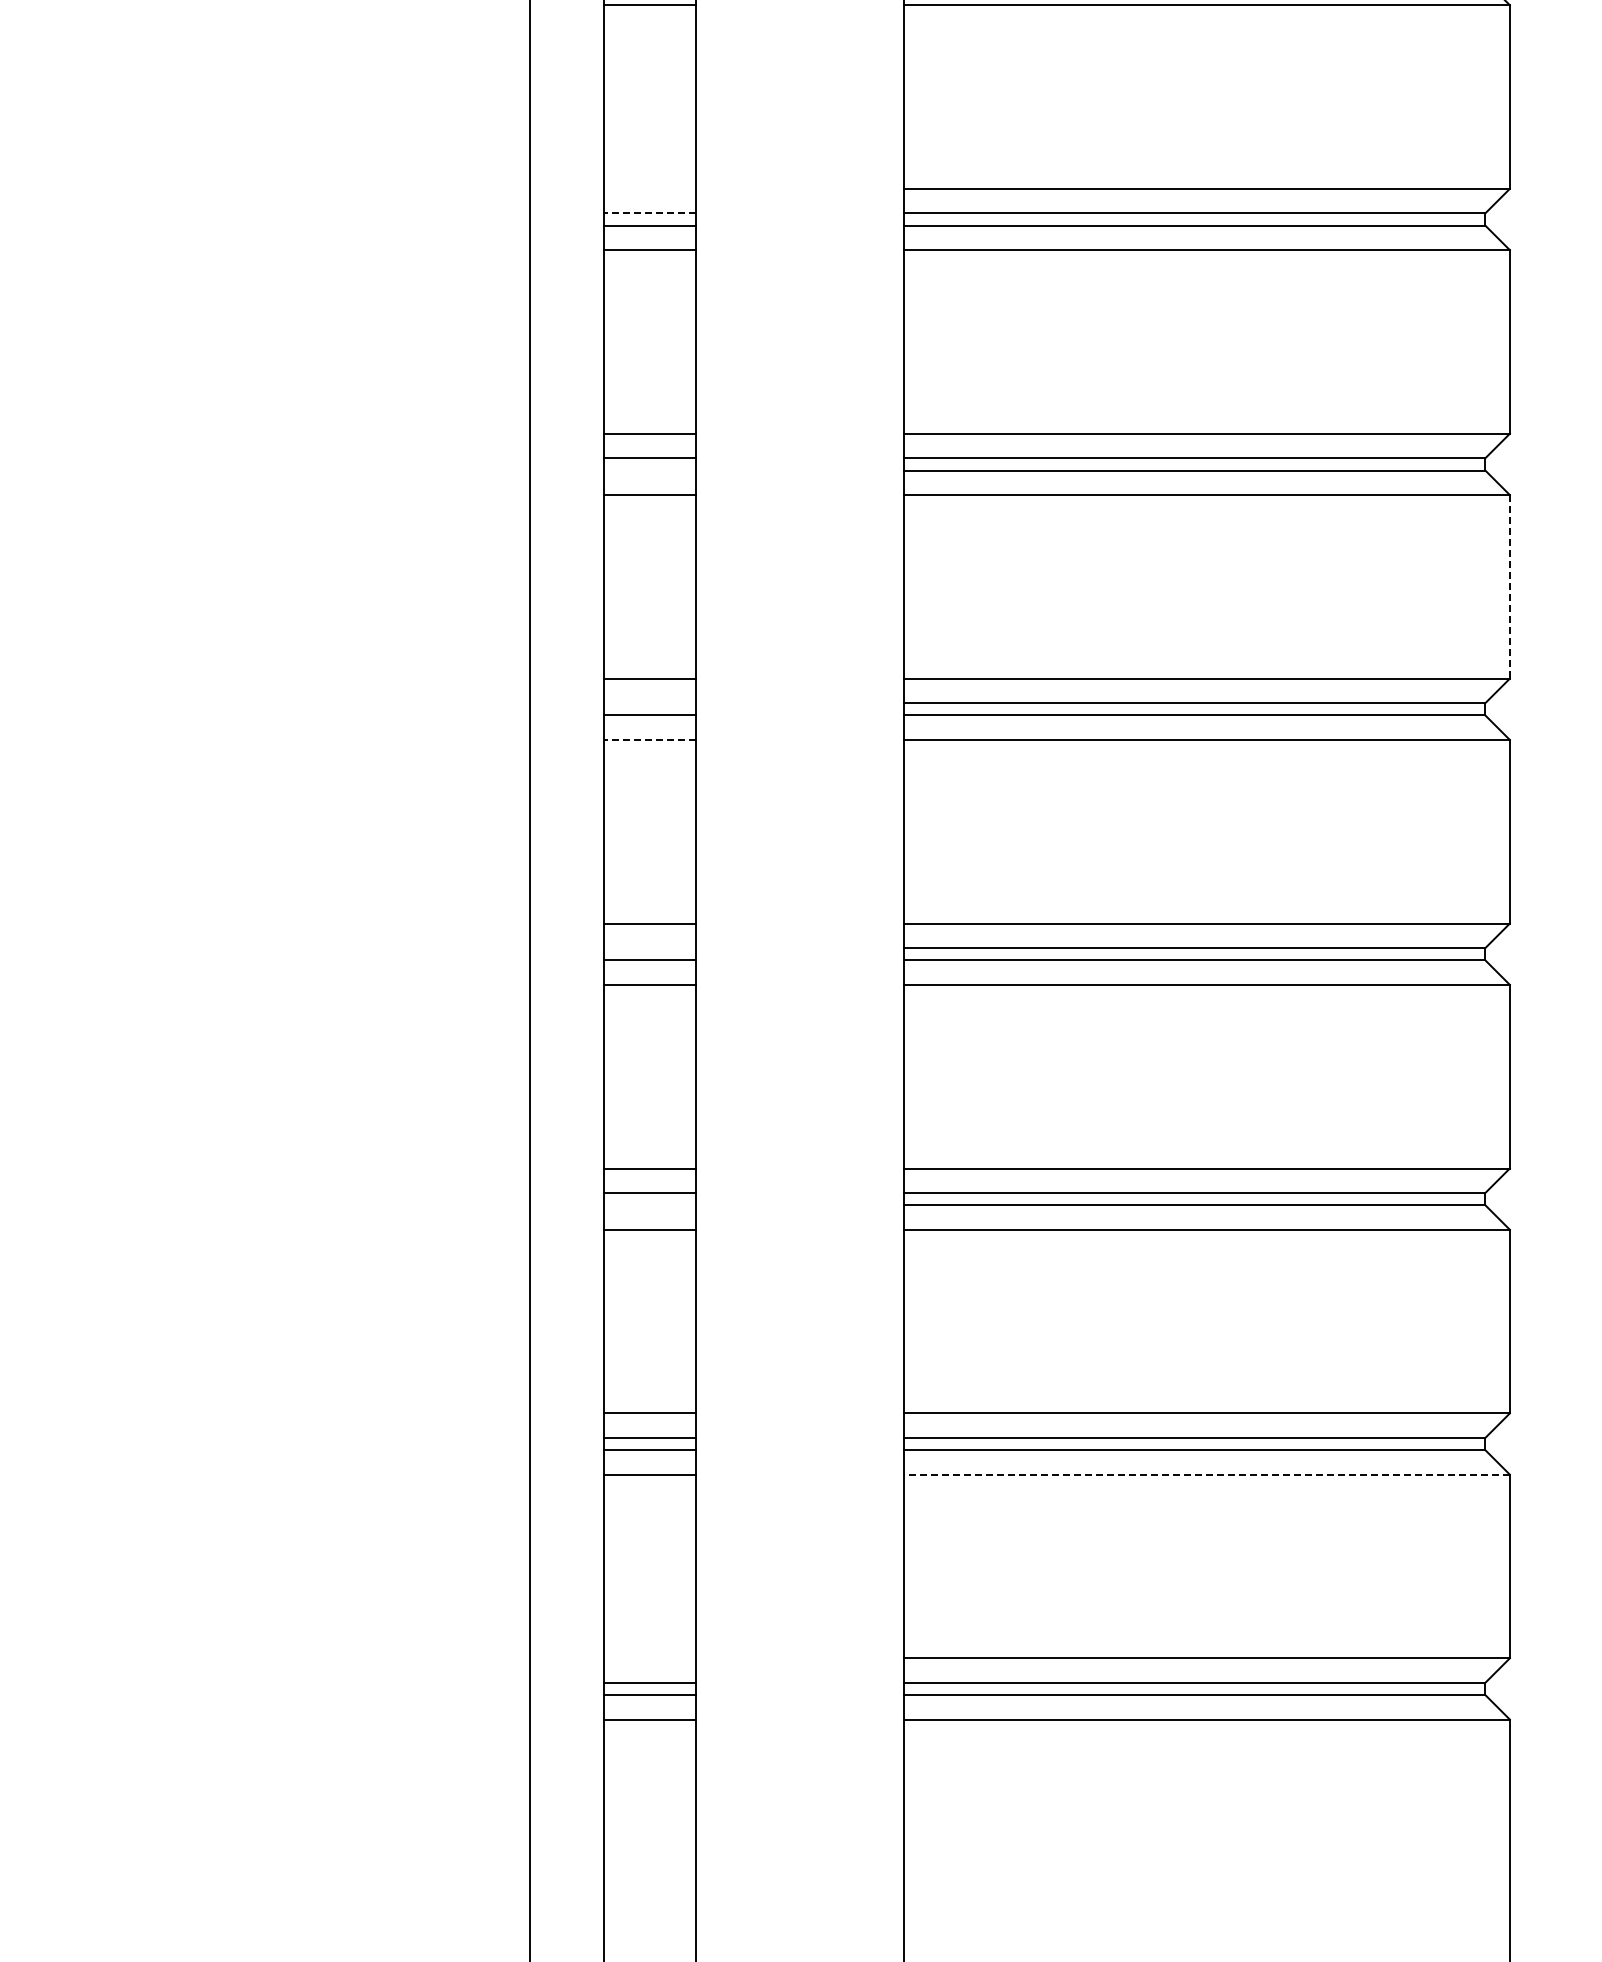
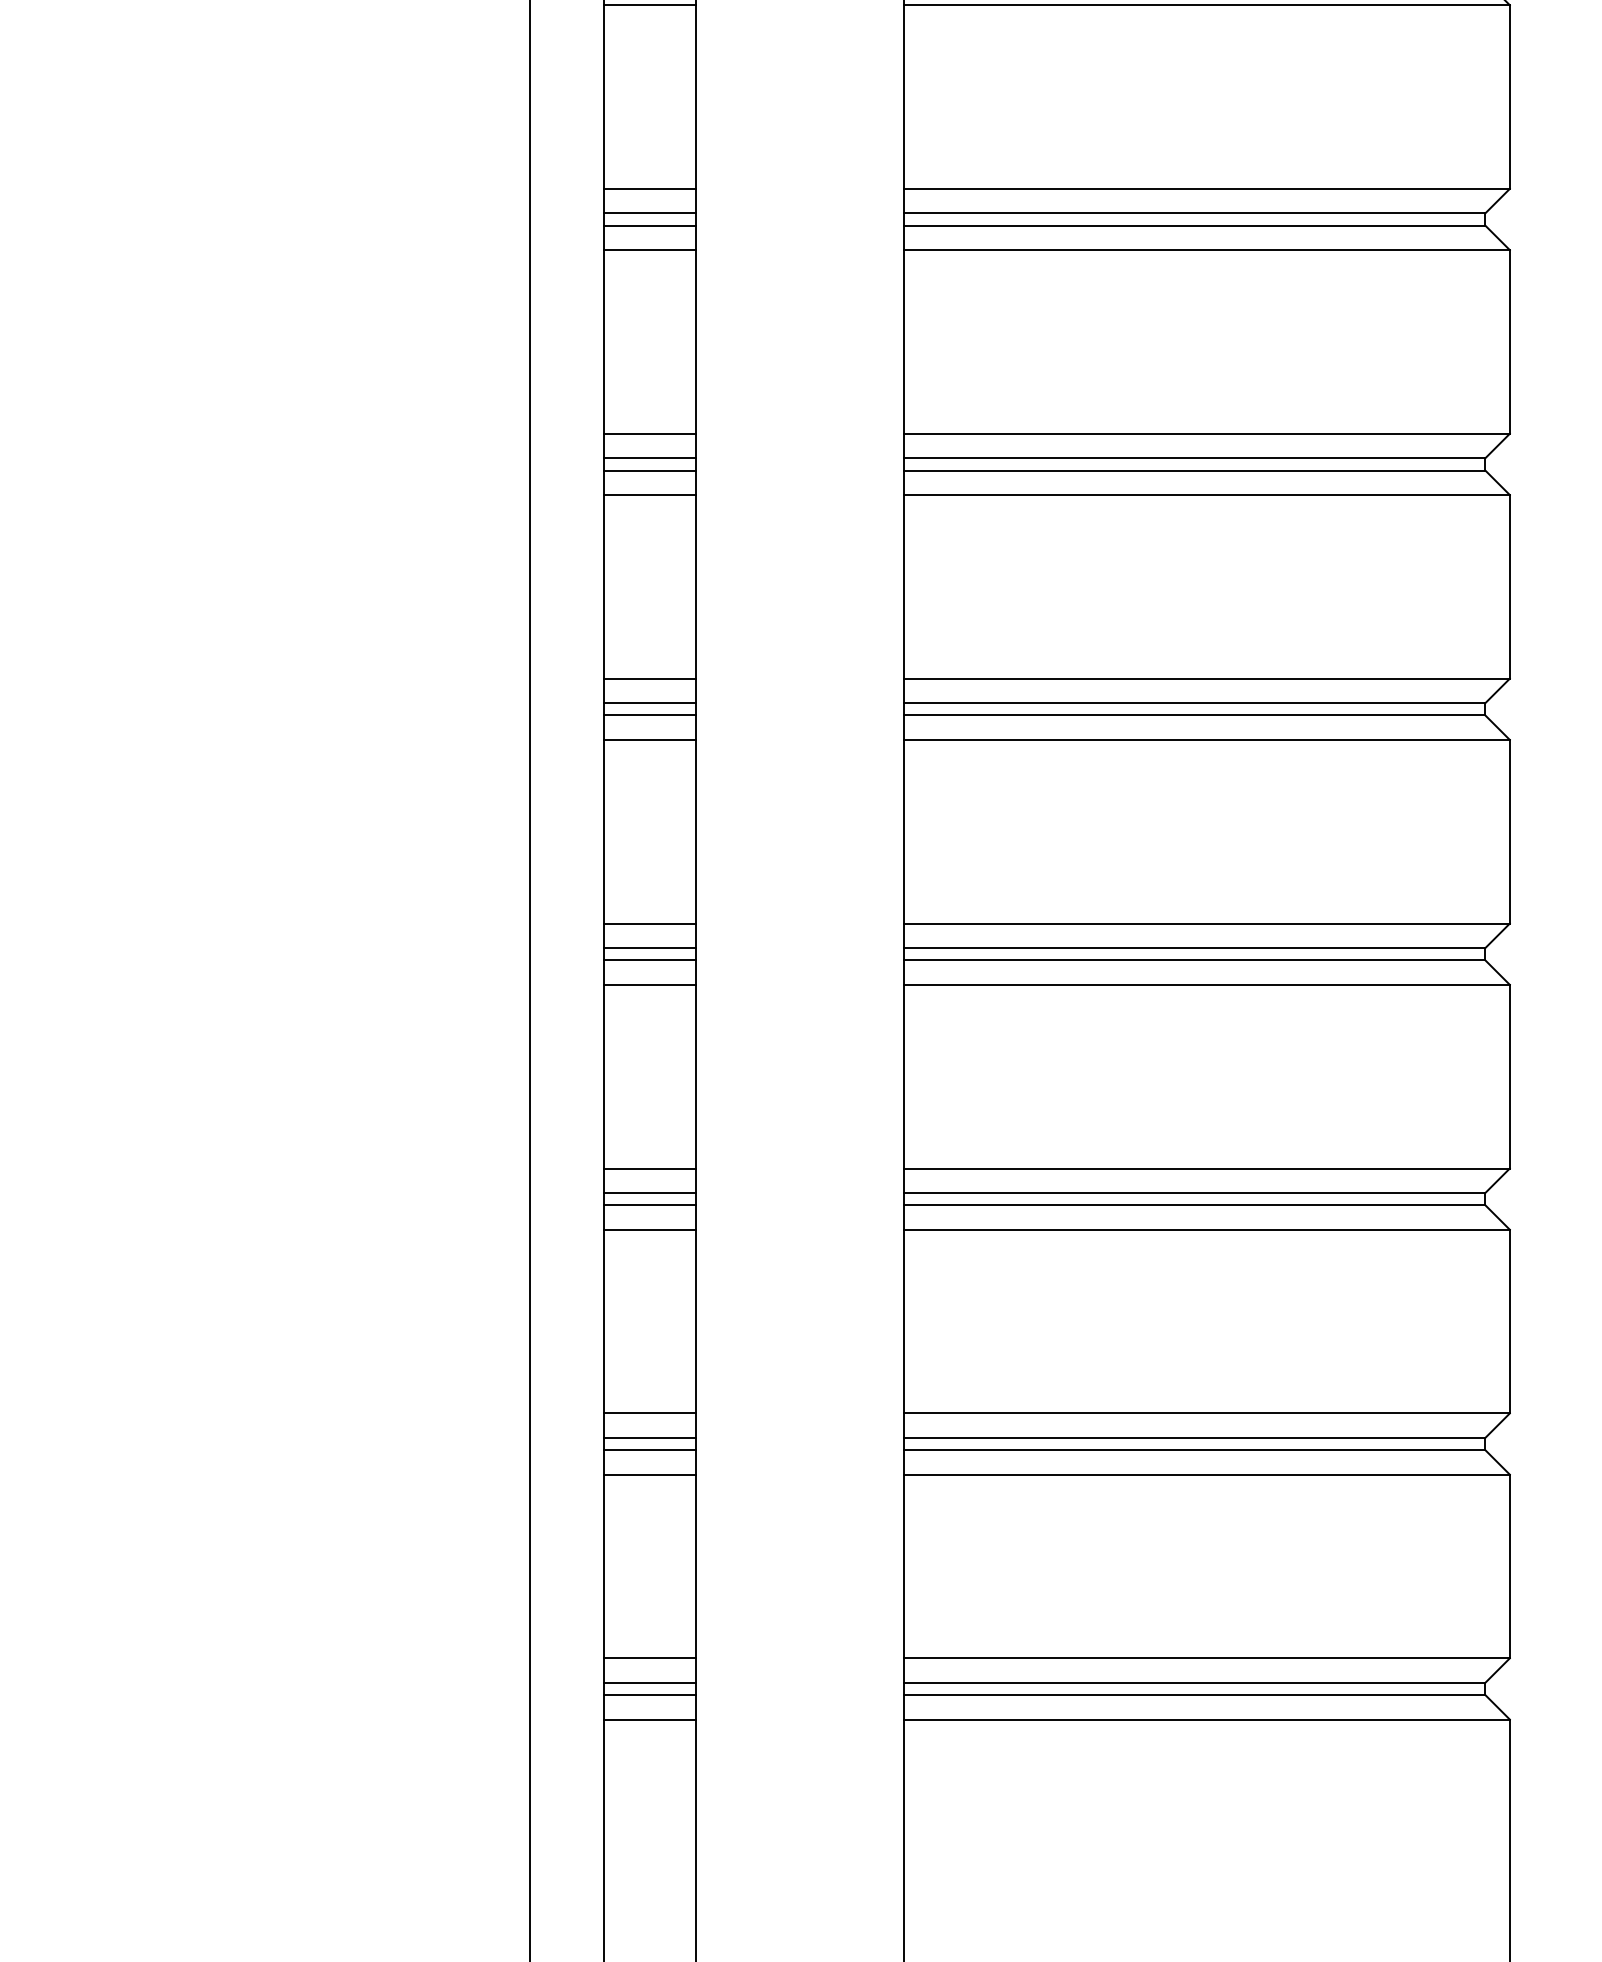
line: none -> present (649, 188)
line: dashed -> solid (649, 213)
line: none -> present (649, 470)
line: dashed -> solid (1509, 586)
line: none -> present (649, 703)
line: dashed -> solid (649, 739)
line: none -> present (649, 948)
line: none -> present (649, 1205)
line: dashed -> solid (1206, 1474)
line: none -> present (649, 1658)
